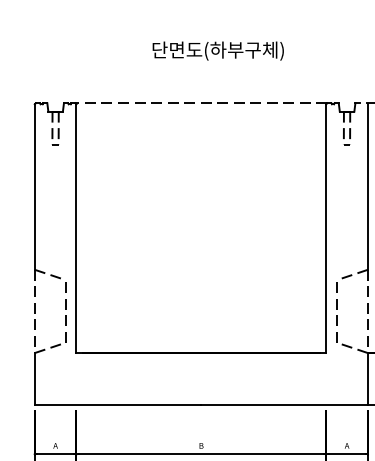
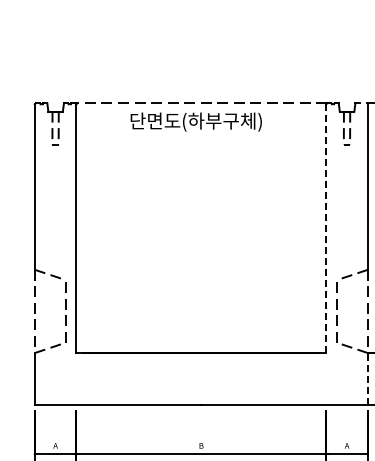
text position: (217, 50) -> (195, 121) (195, 121)
line: solid -> dashed (326, 229)
line: solid -> dashed (367, 378)
